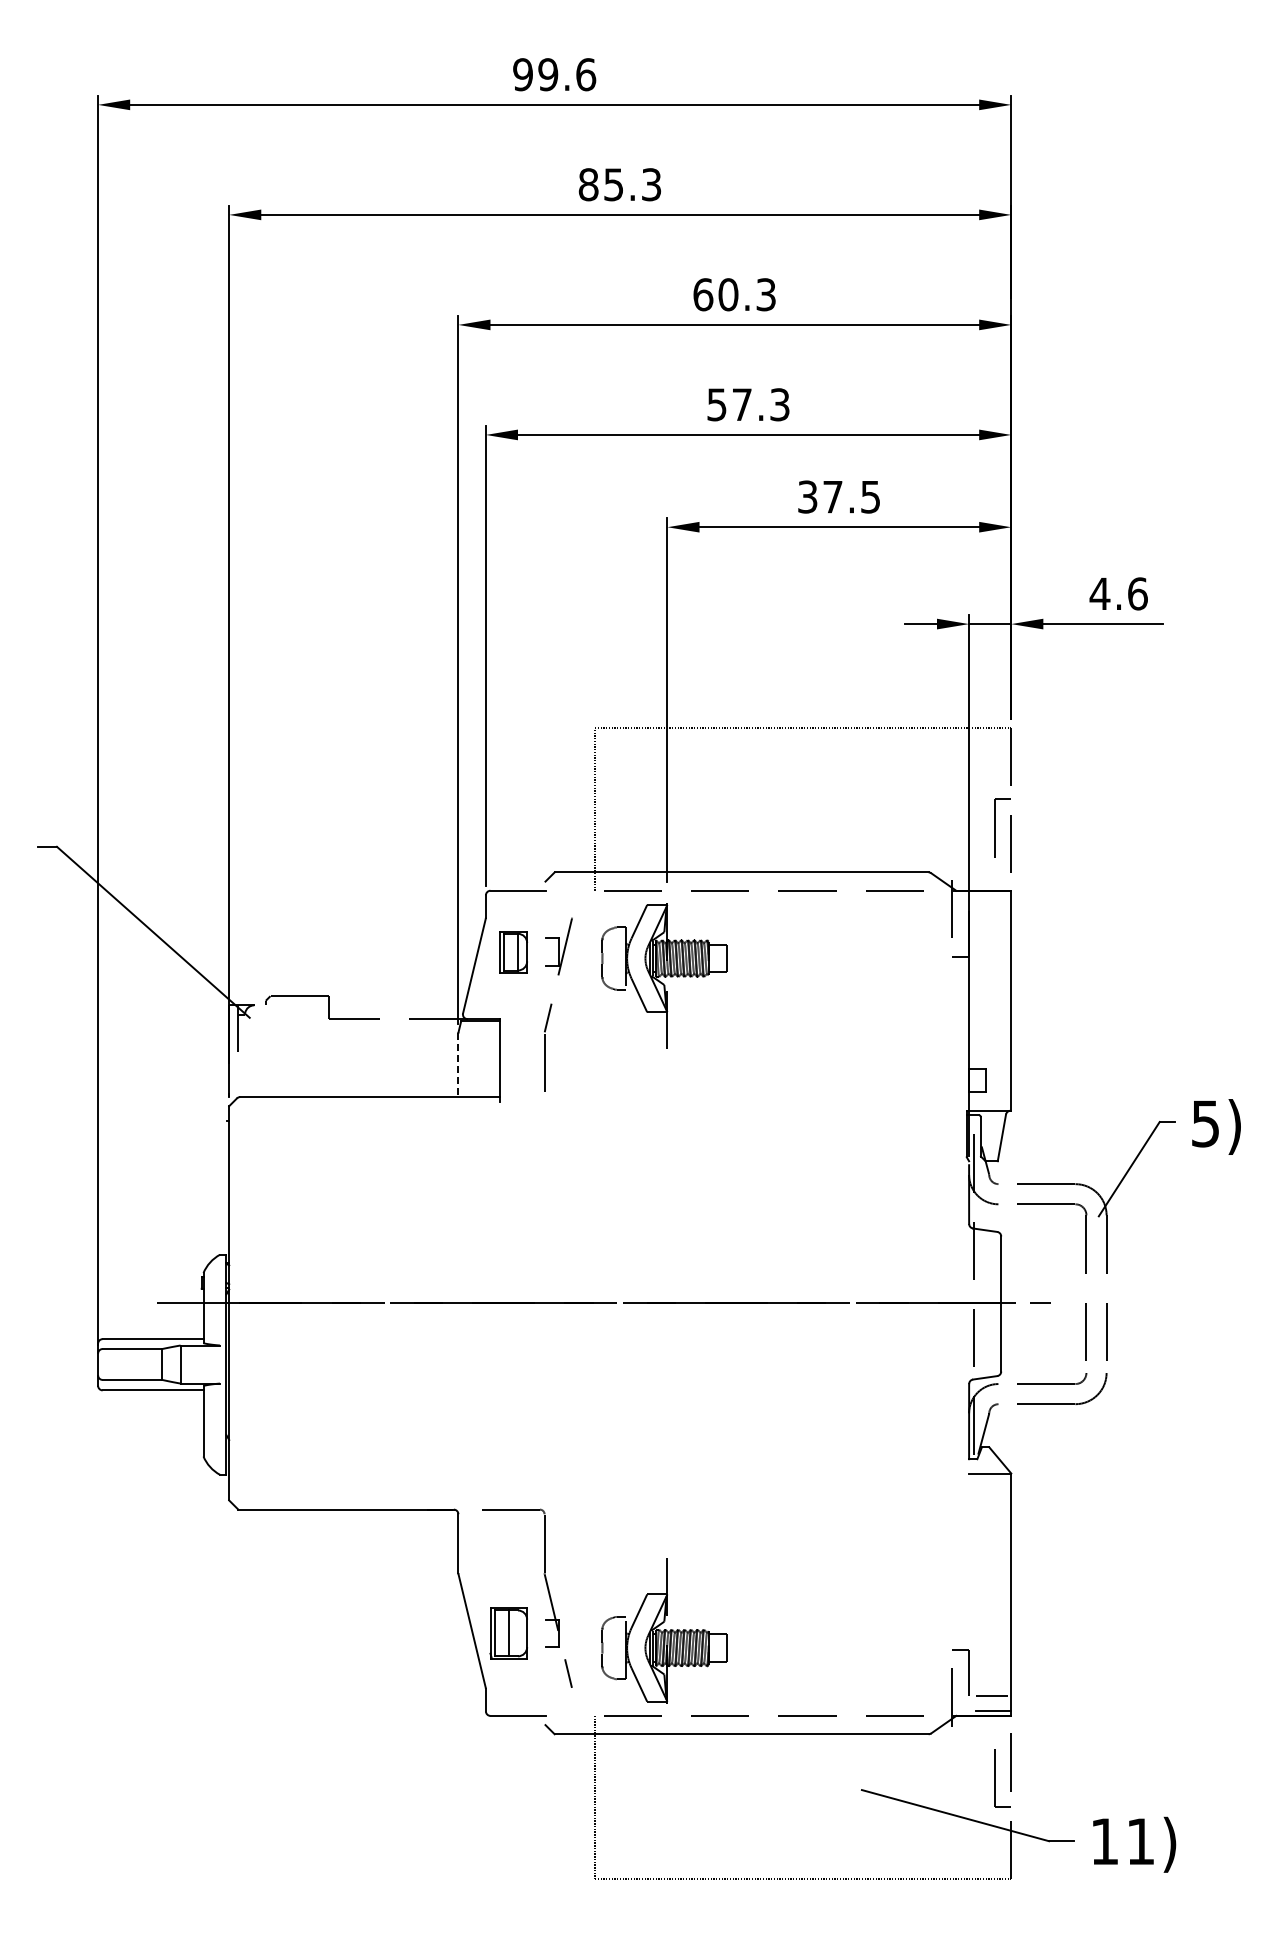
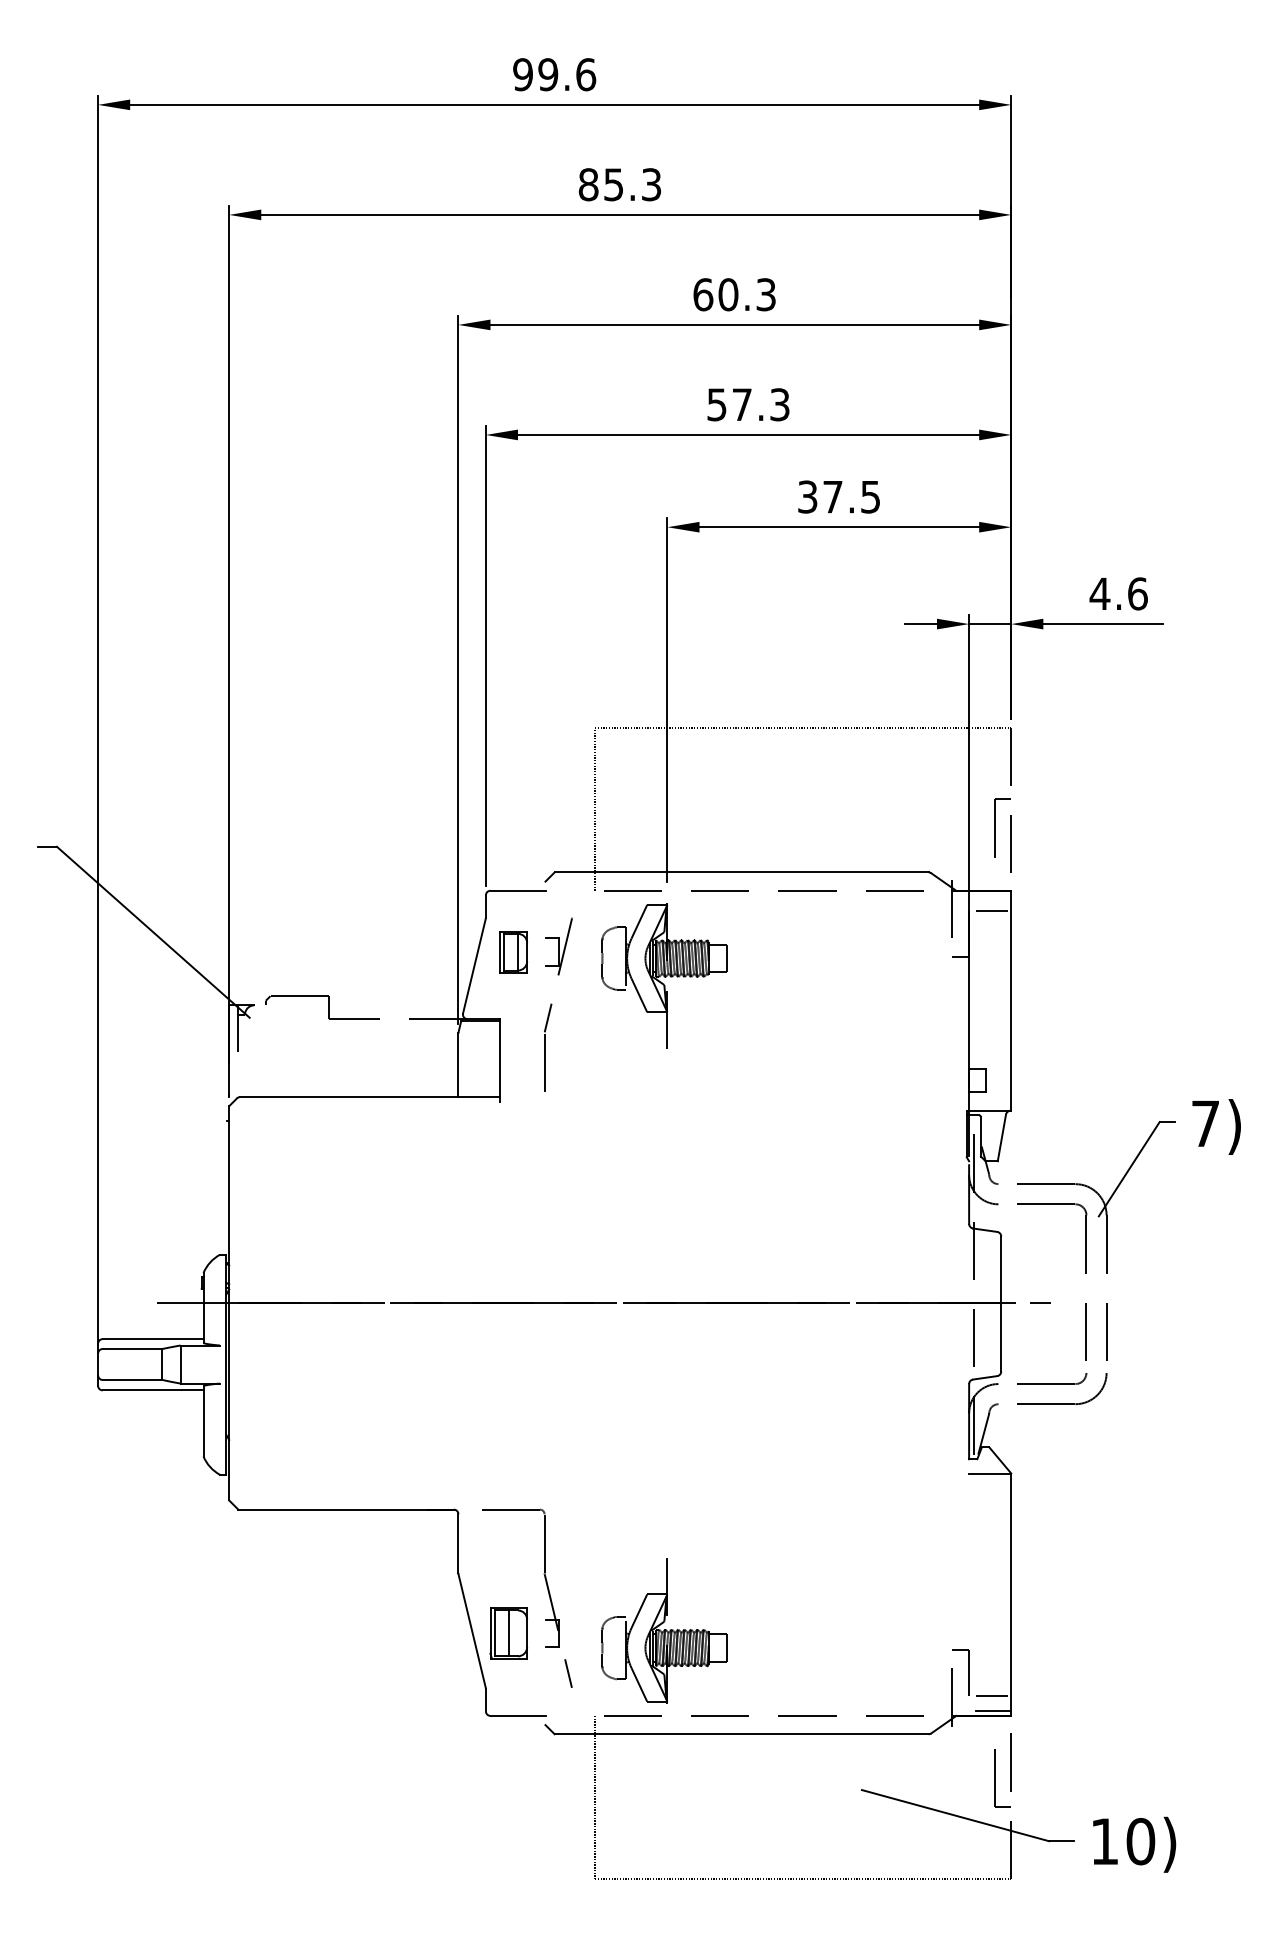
line: none -> present (991, 910)
line: dashed -> solid (458, 1065)
text: 5) -> 7) (1205, 1123)
text: 11) -> 10) (1140, 1841)
